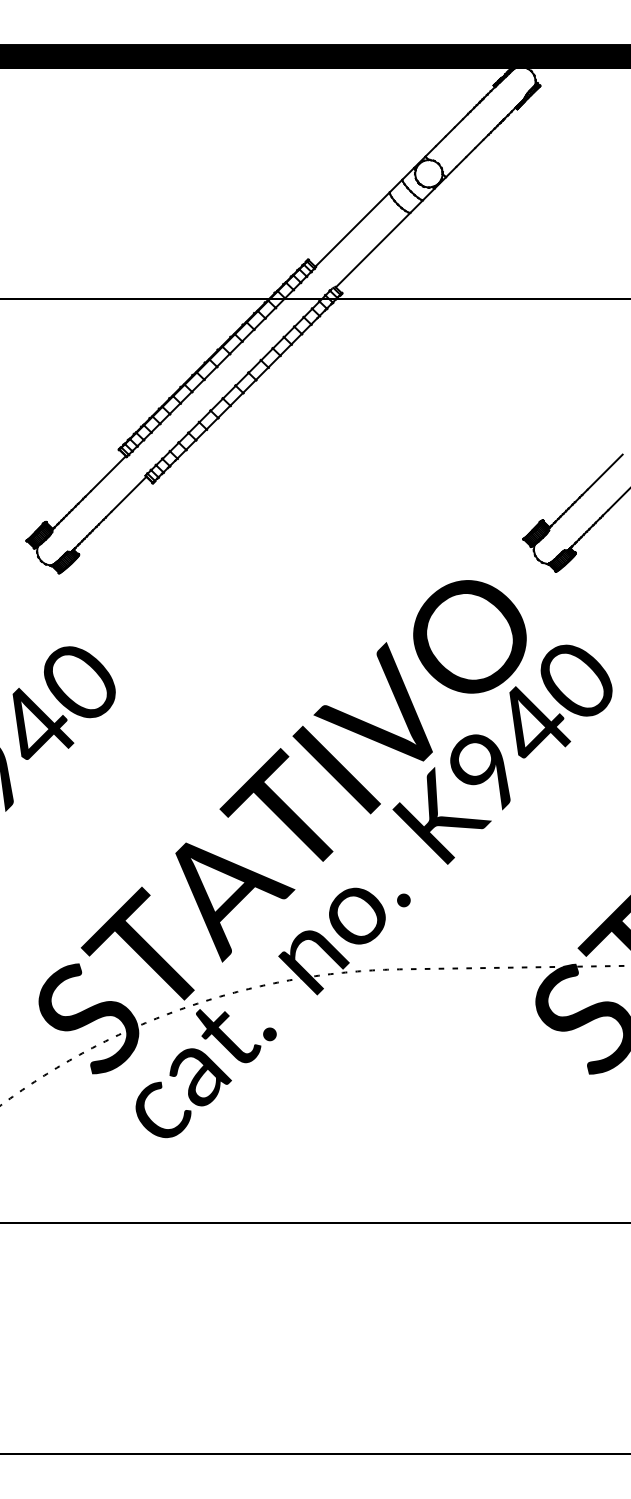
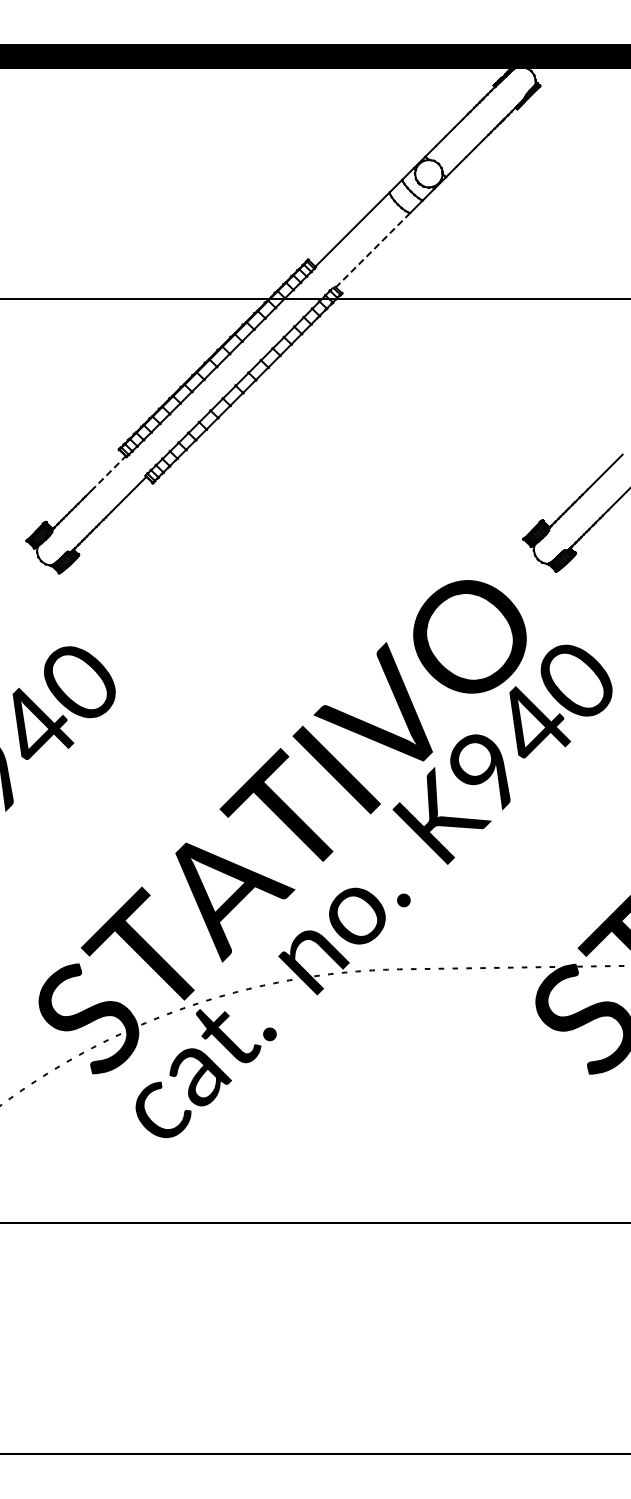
line: solid -> dashed (373, 250)
line: solid -> dashed (108, 473)
